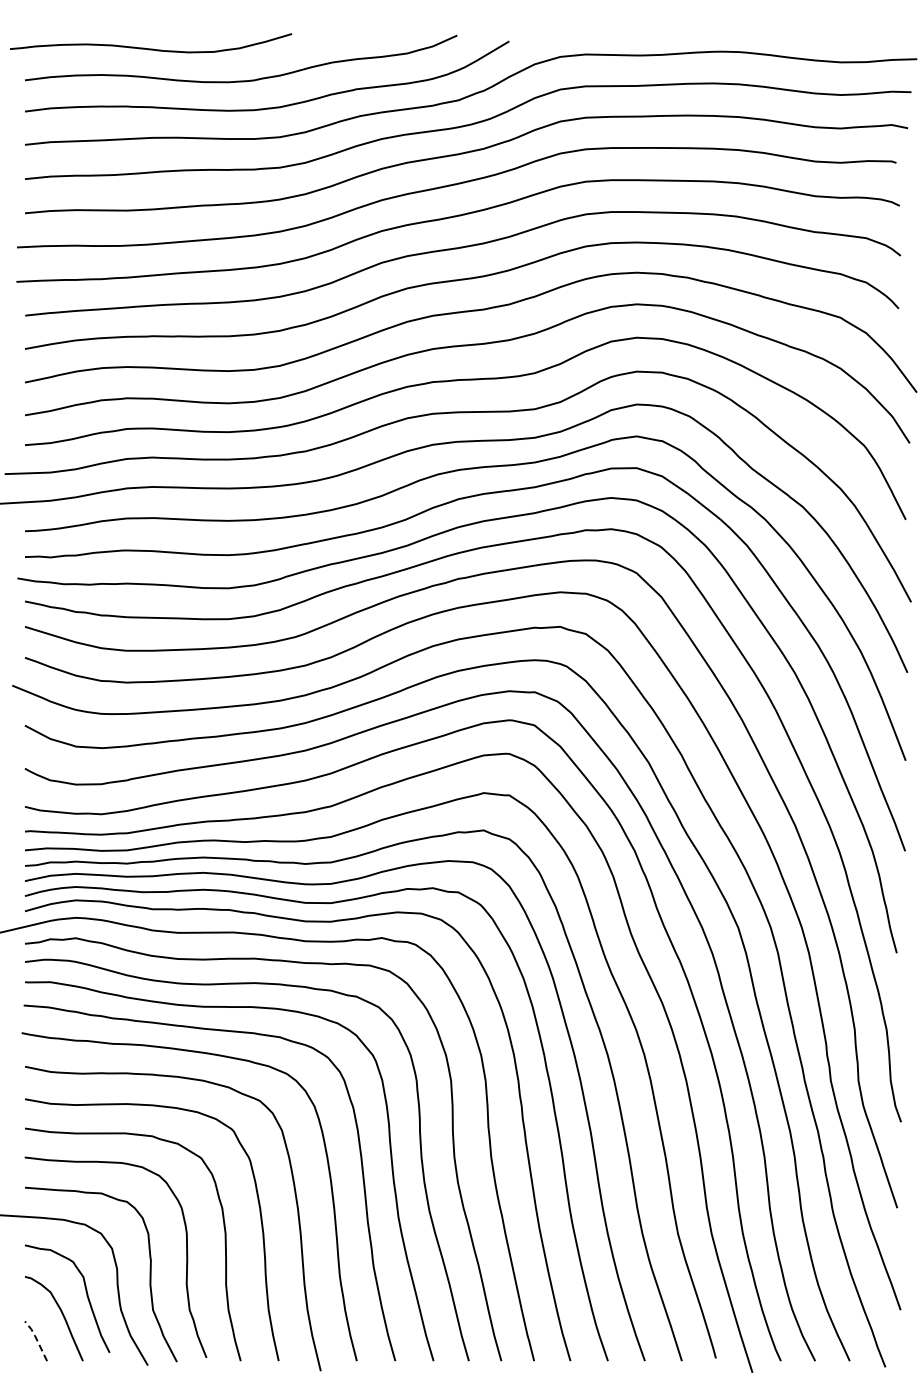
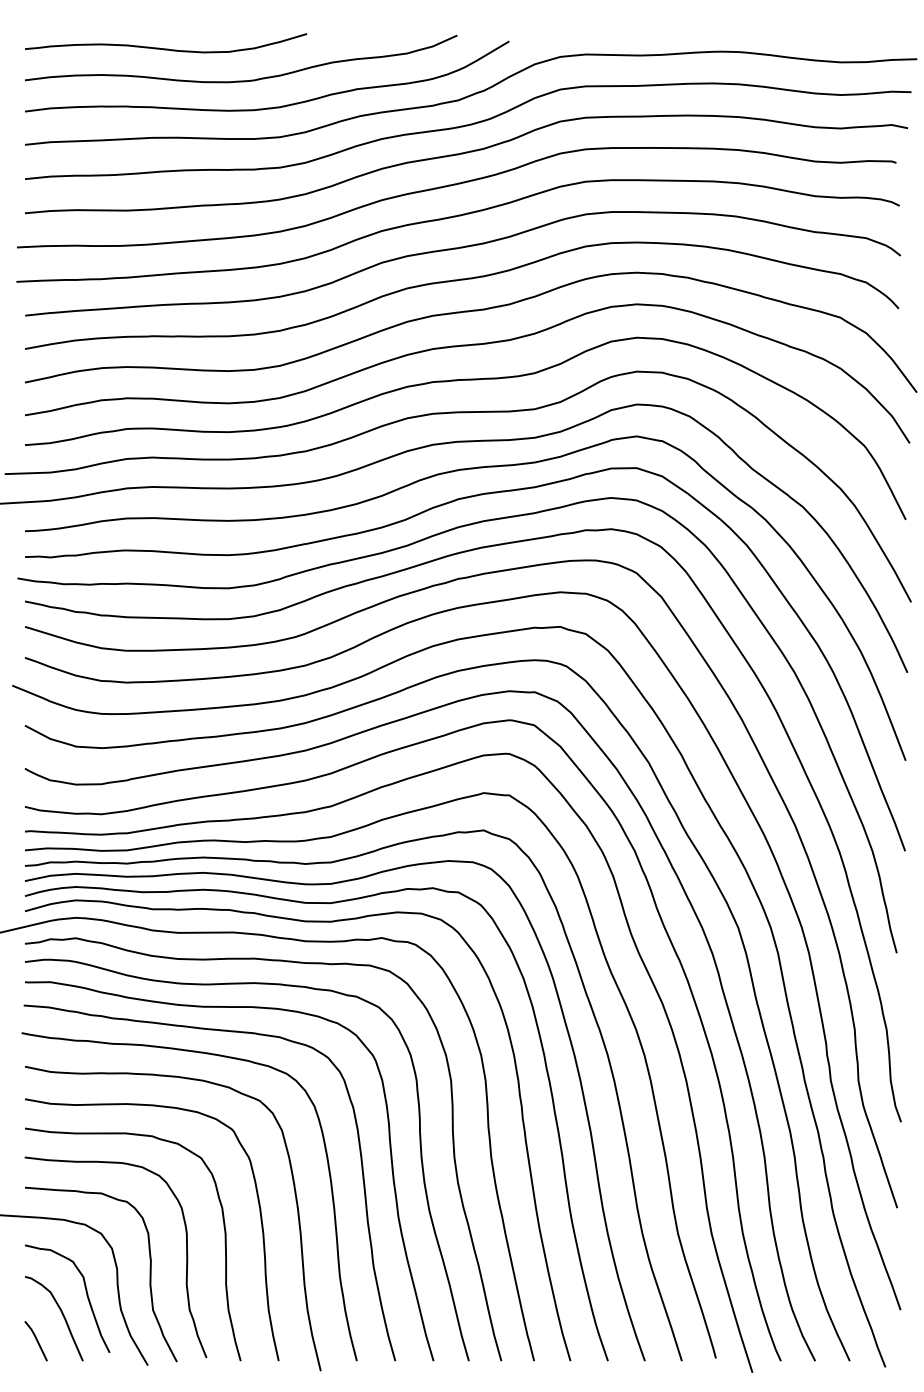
curve position: (151, 48) -> (166, 48) (166, 48)
line: dashed -> solid (36, 1339)
